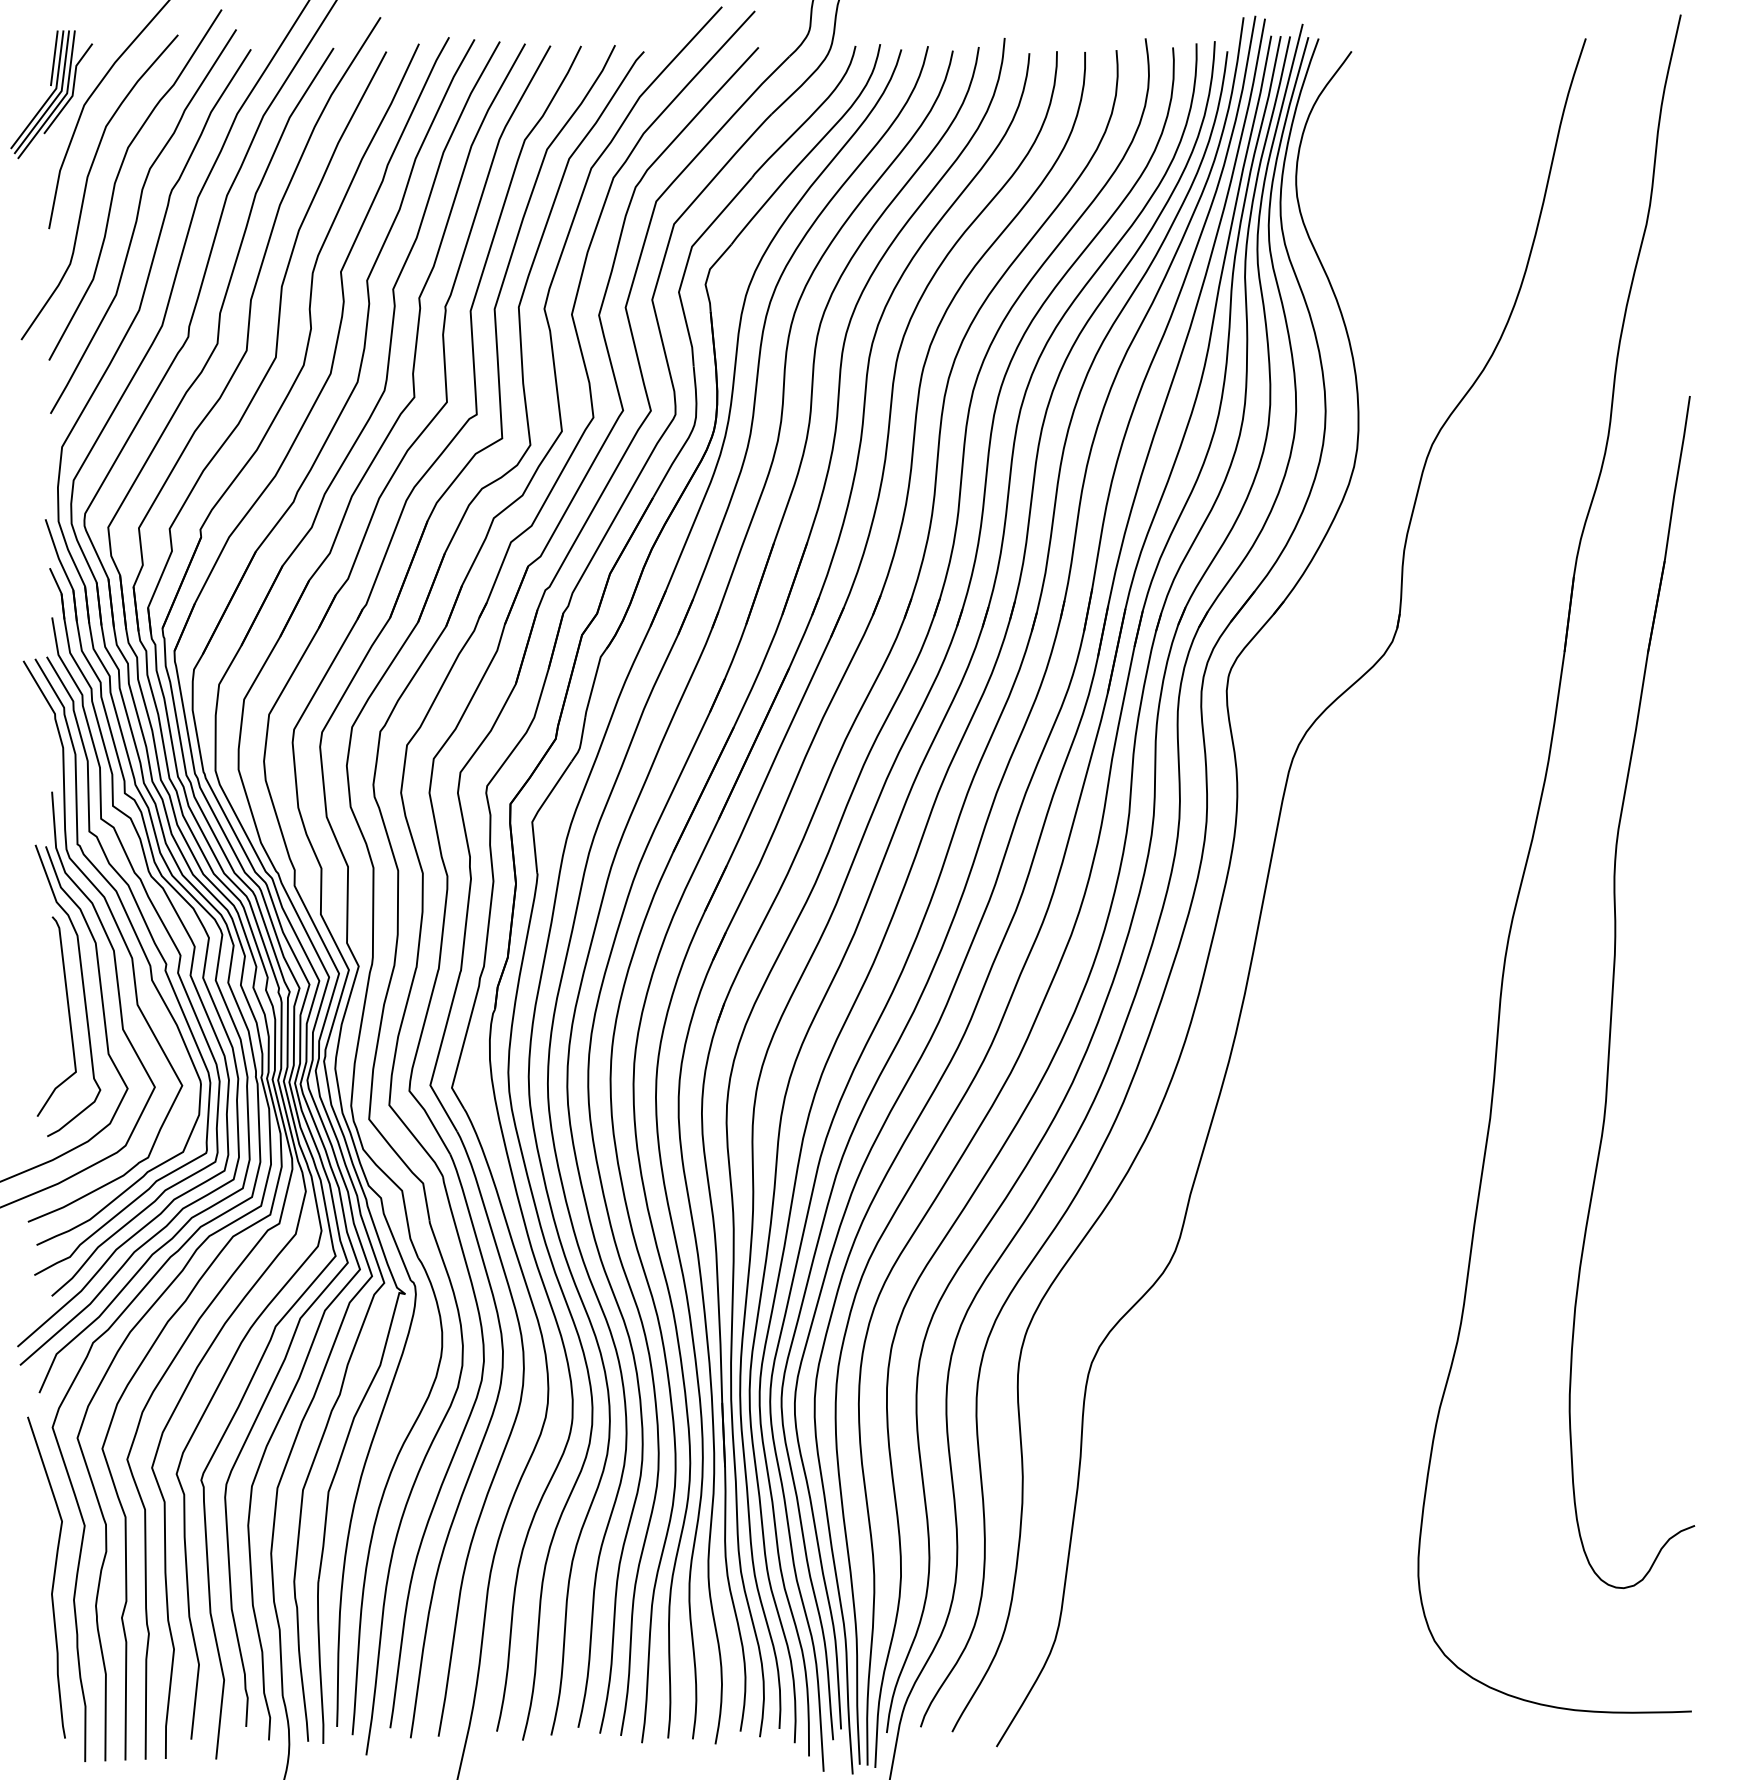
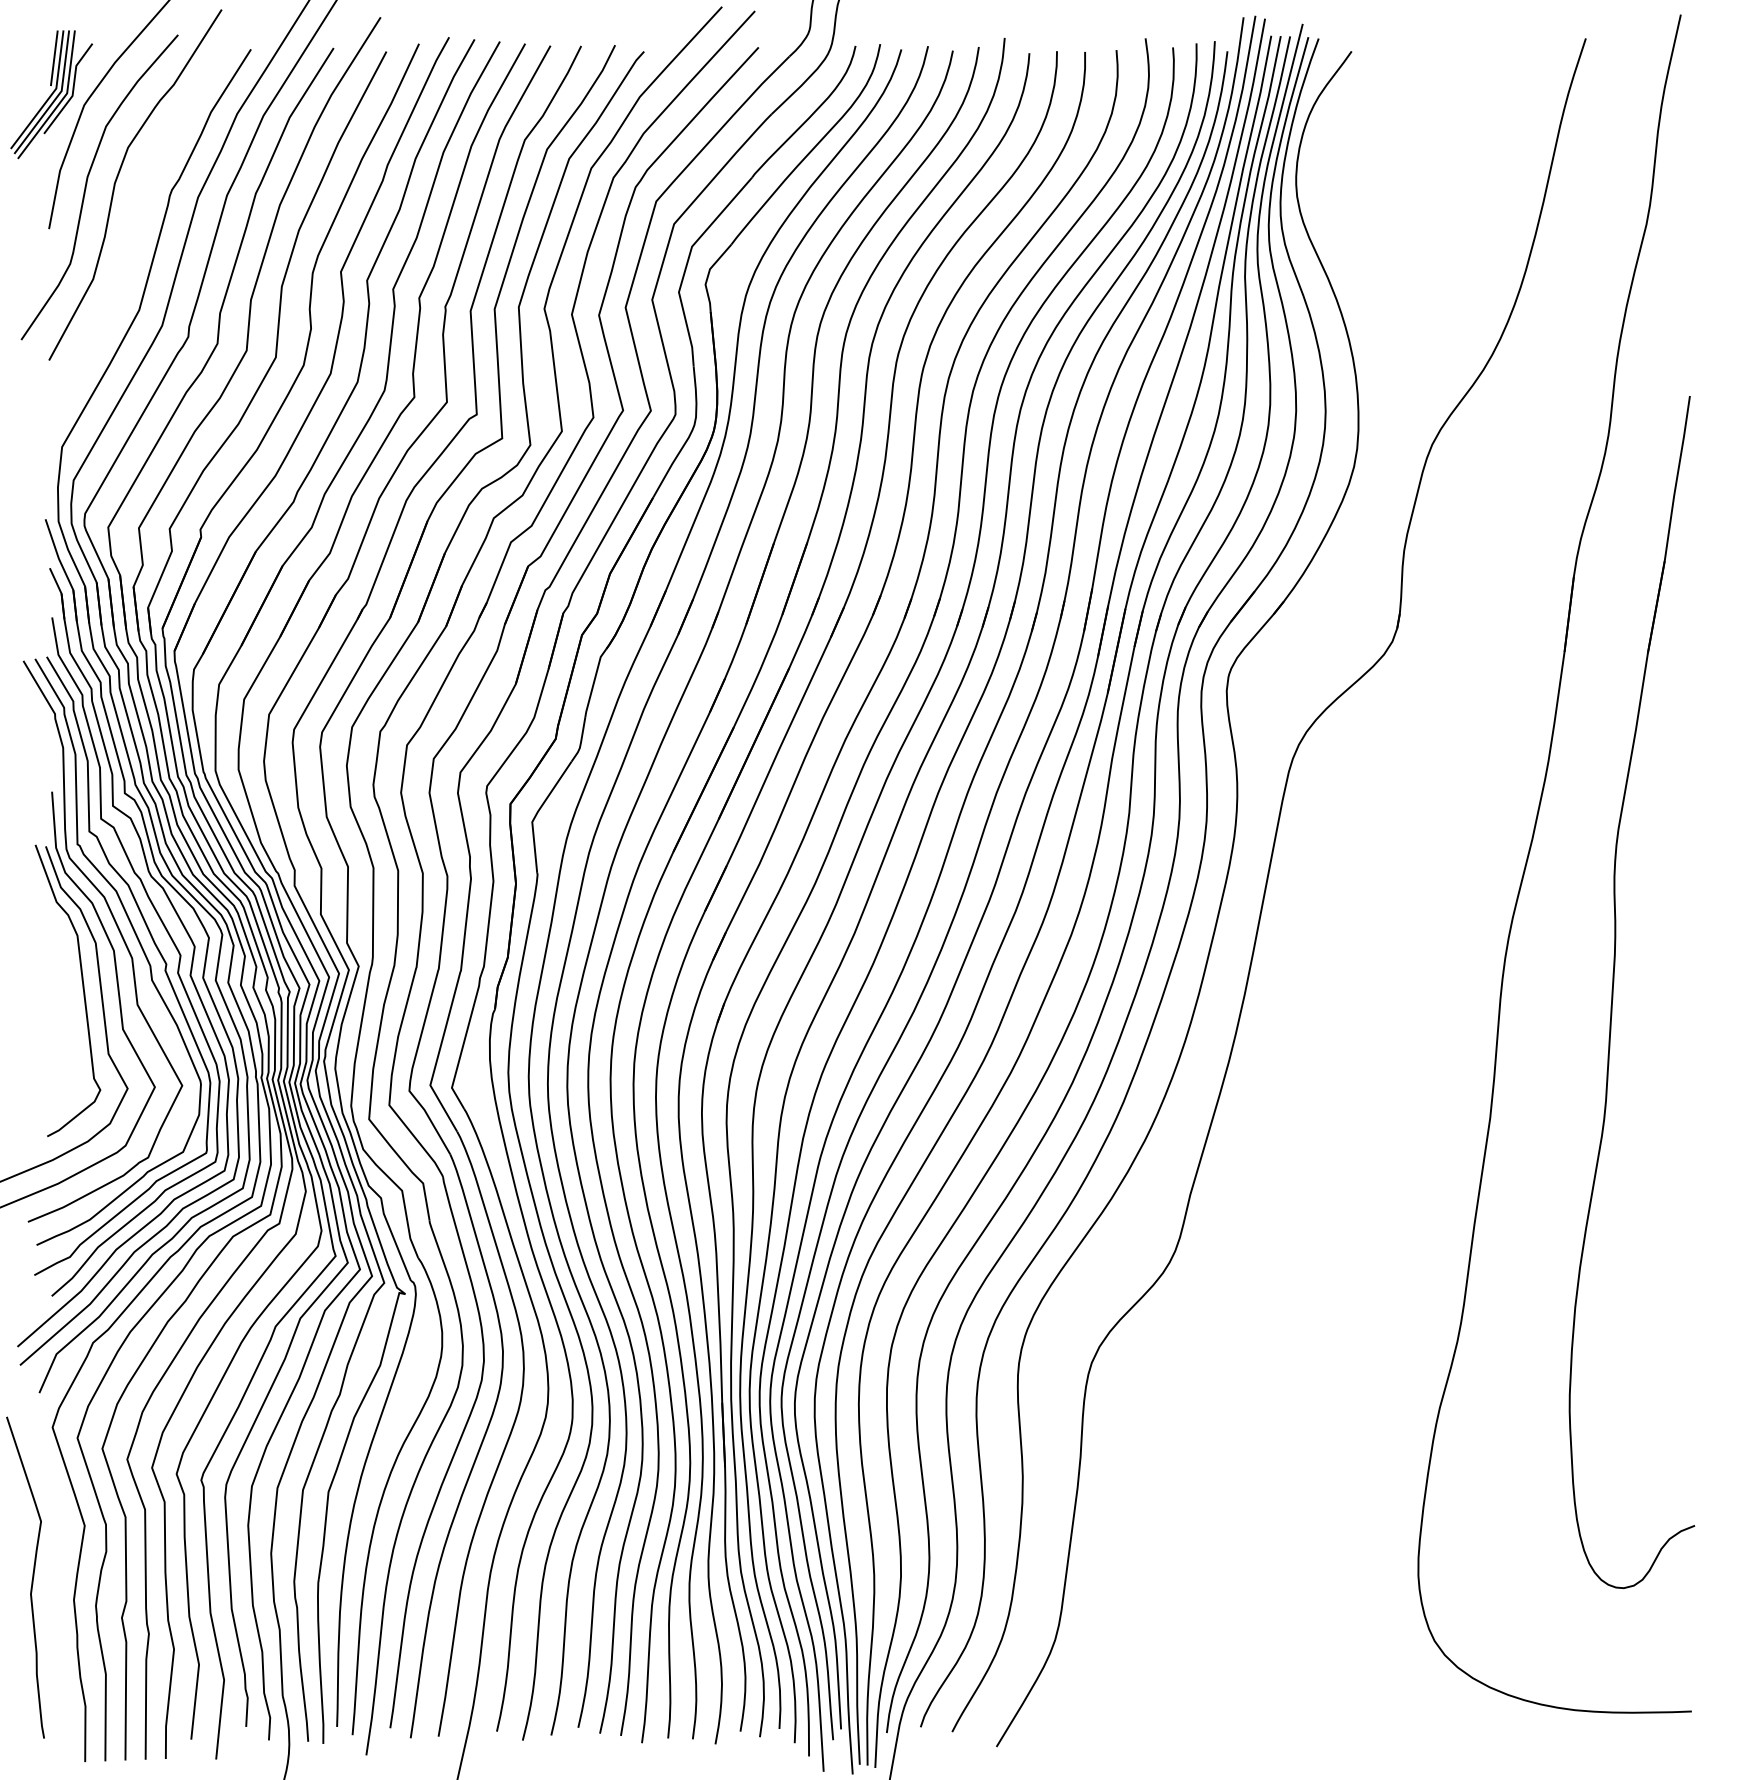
curve: present -> none (137, 221)
curve: present -> none (68, 1016)
curve position: (52, 1580) -> (31, 1580) (31, 1580)
